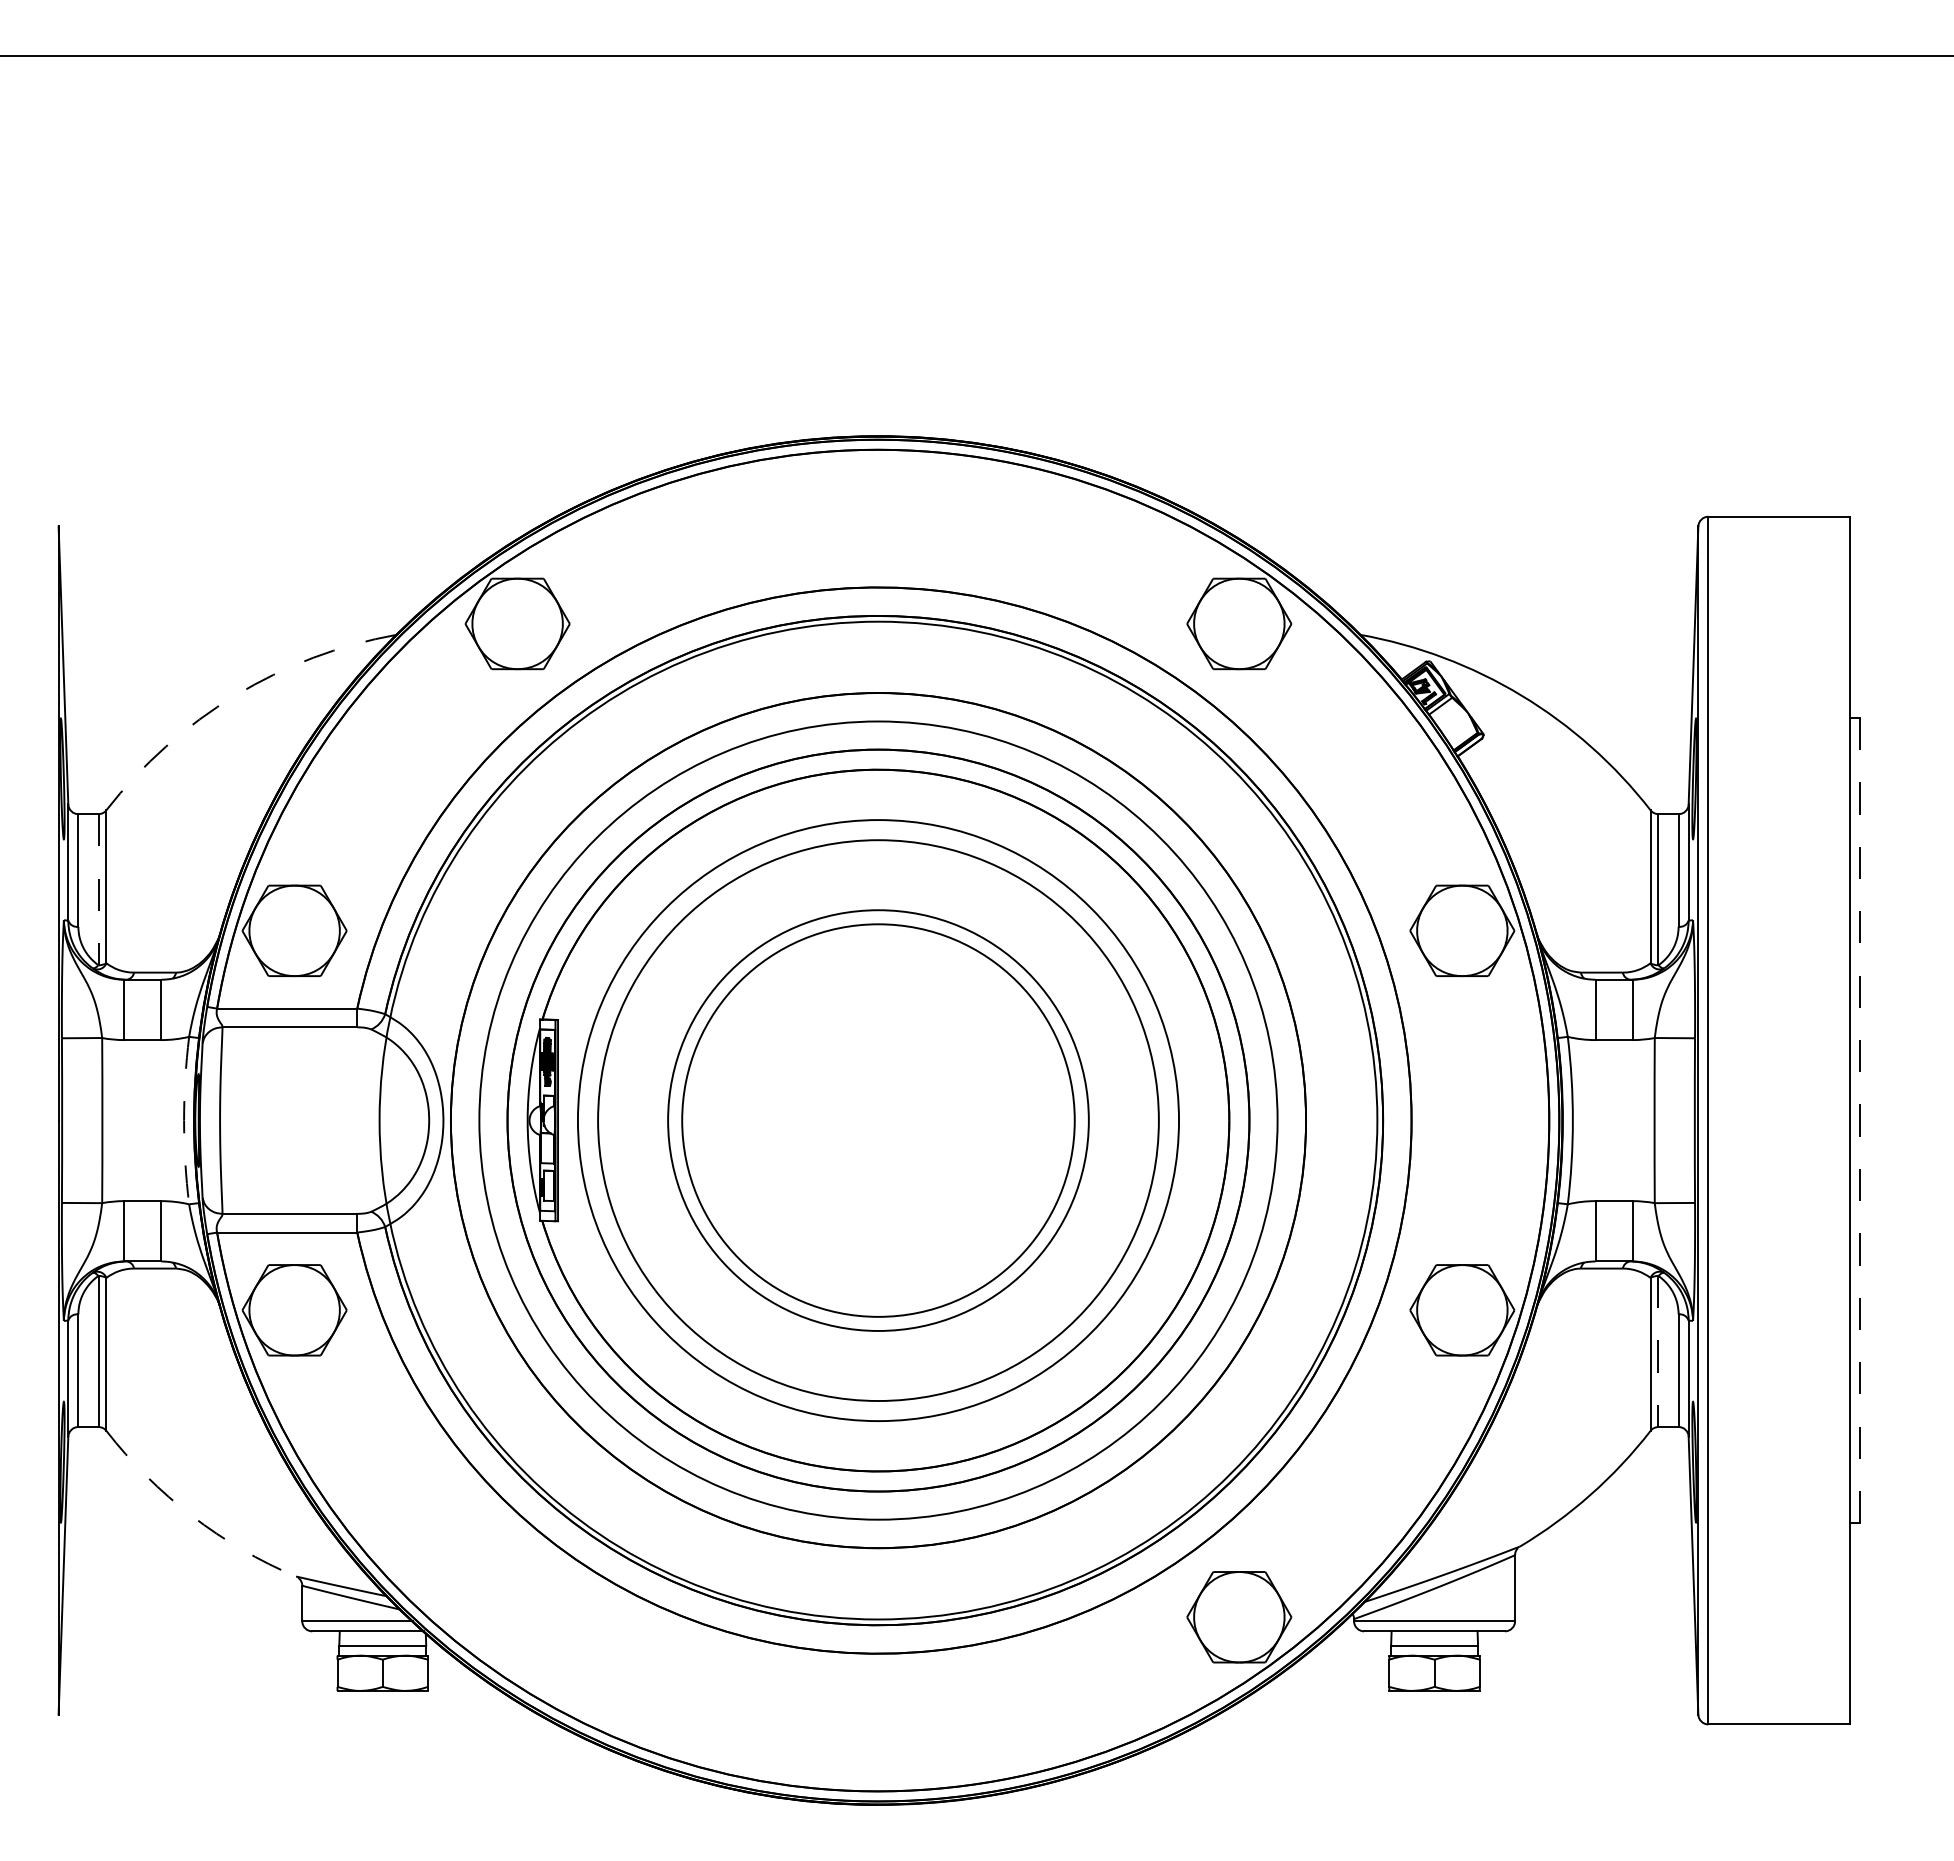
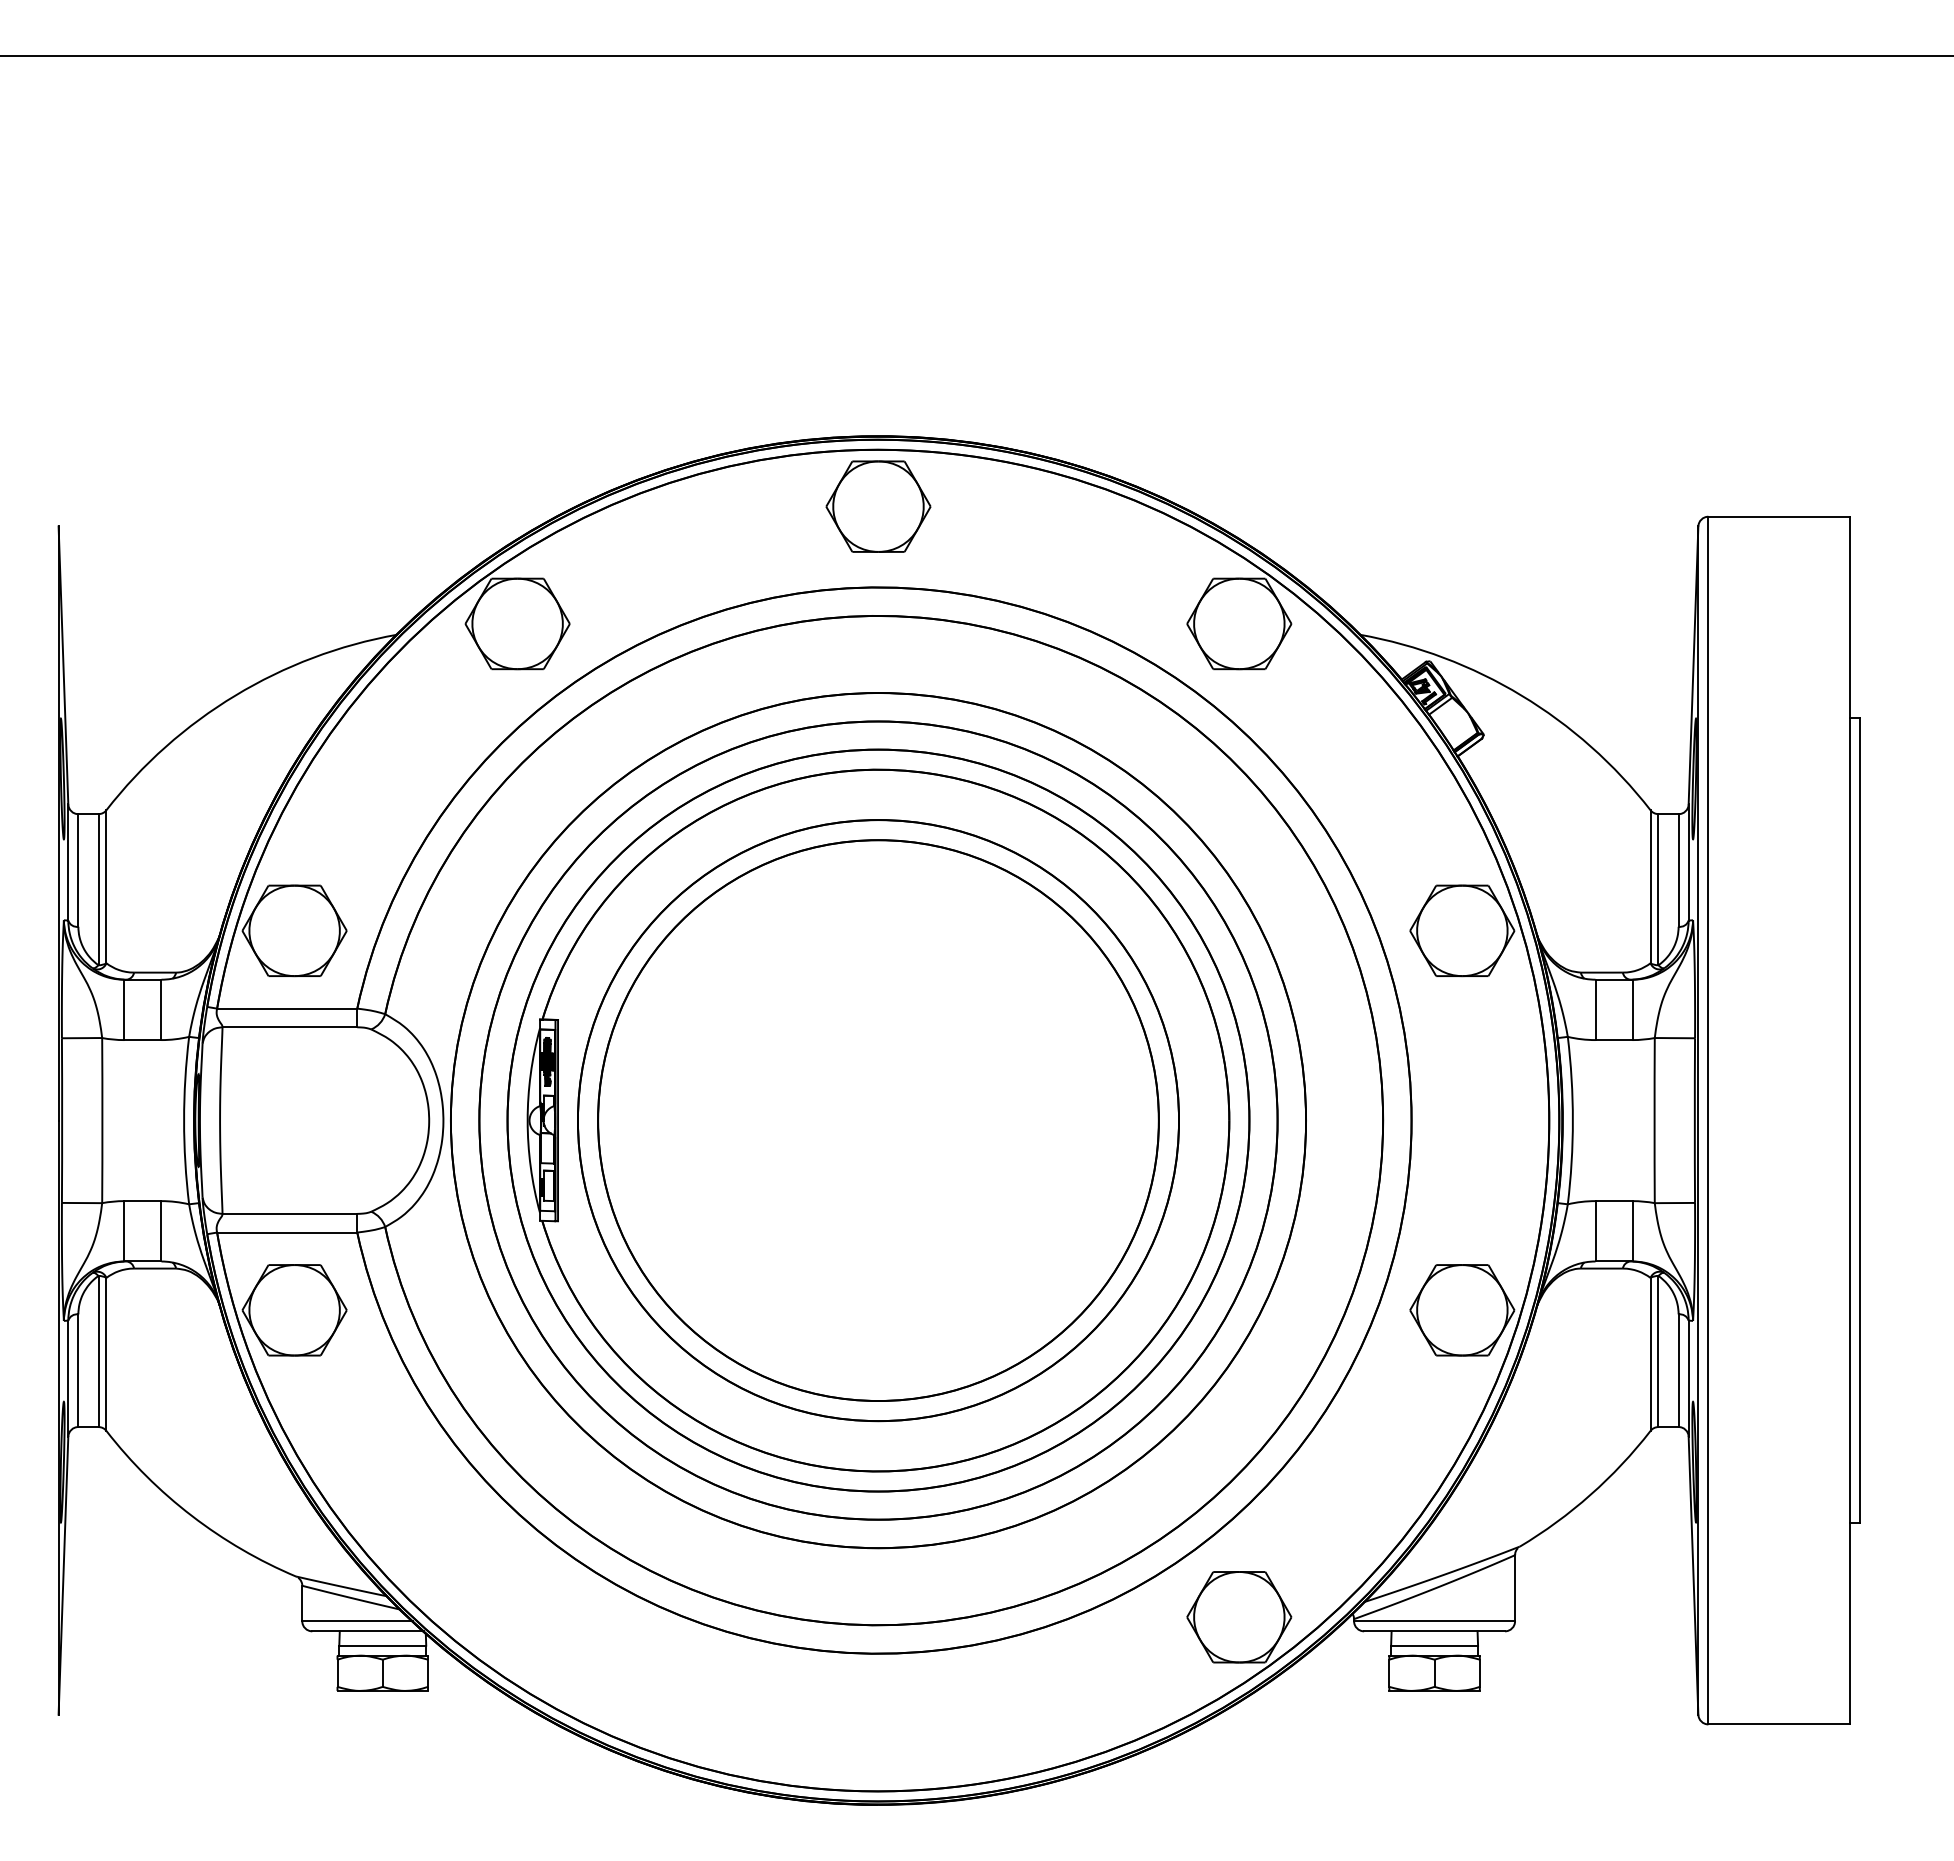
part: none -> present (878, 506)
arc: dashed -> solid (235, 695)
line: dashed -> solid (98, 889)
arc: dashed -> solid (184, 1120)
circle diameter: 393 px -> 561 px (878, 1120)
circle diameter: 421 px -> 601 px (878, 1120)
circle diameter: 998 px -> 798 px (878, 1120)
line: dashed -> solid (1859, 1120)
line: dashed -> solid (1658, 1351)
arc: dashed -> solid (192, 1516)
